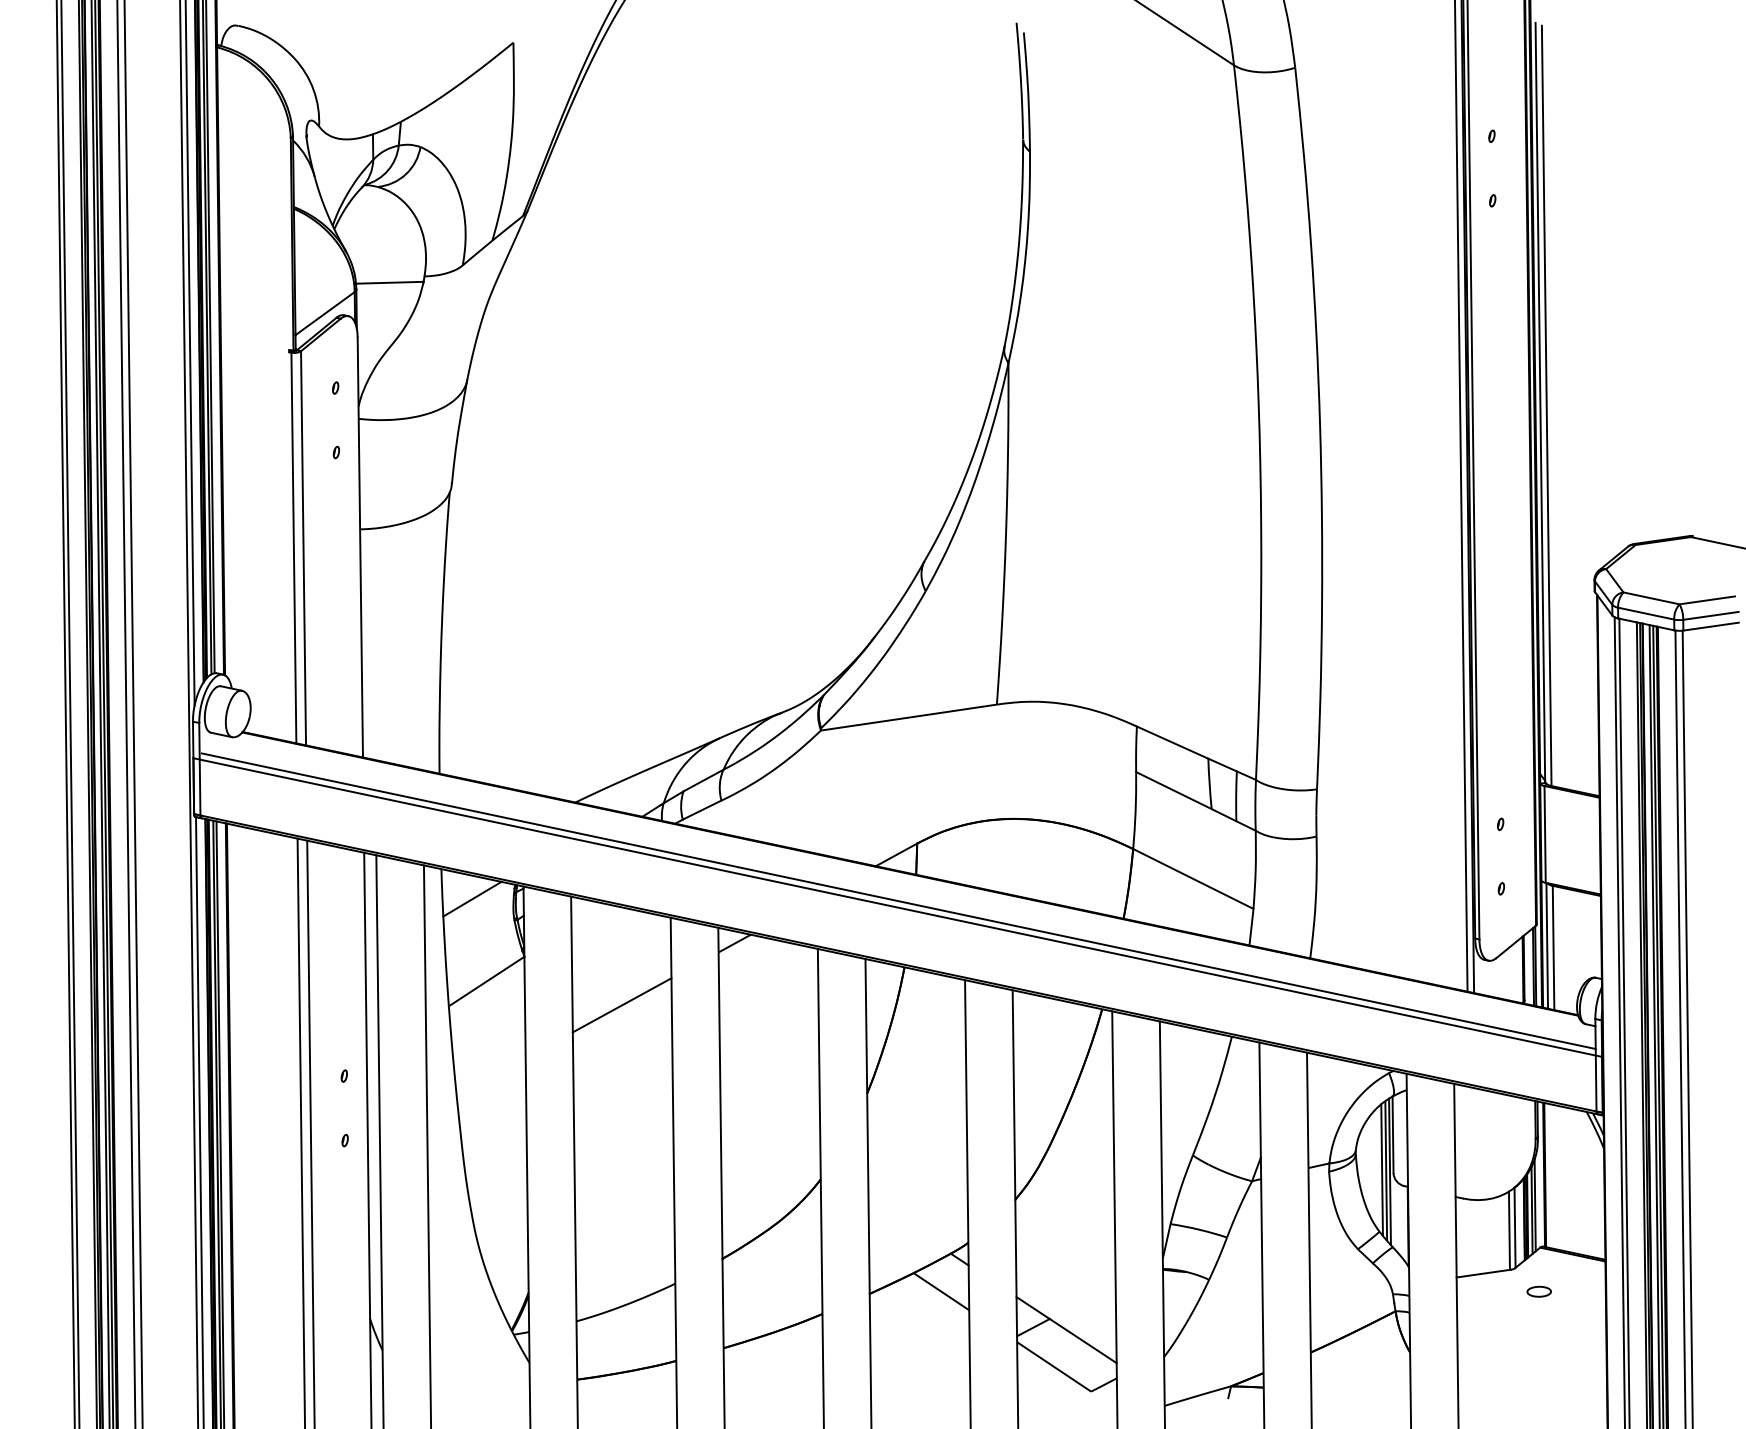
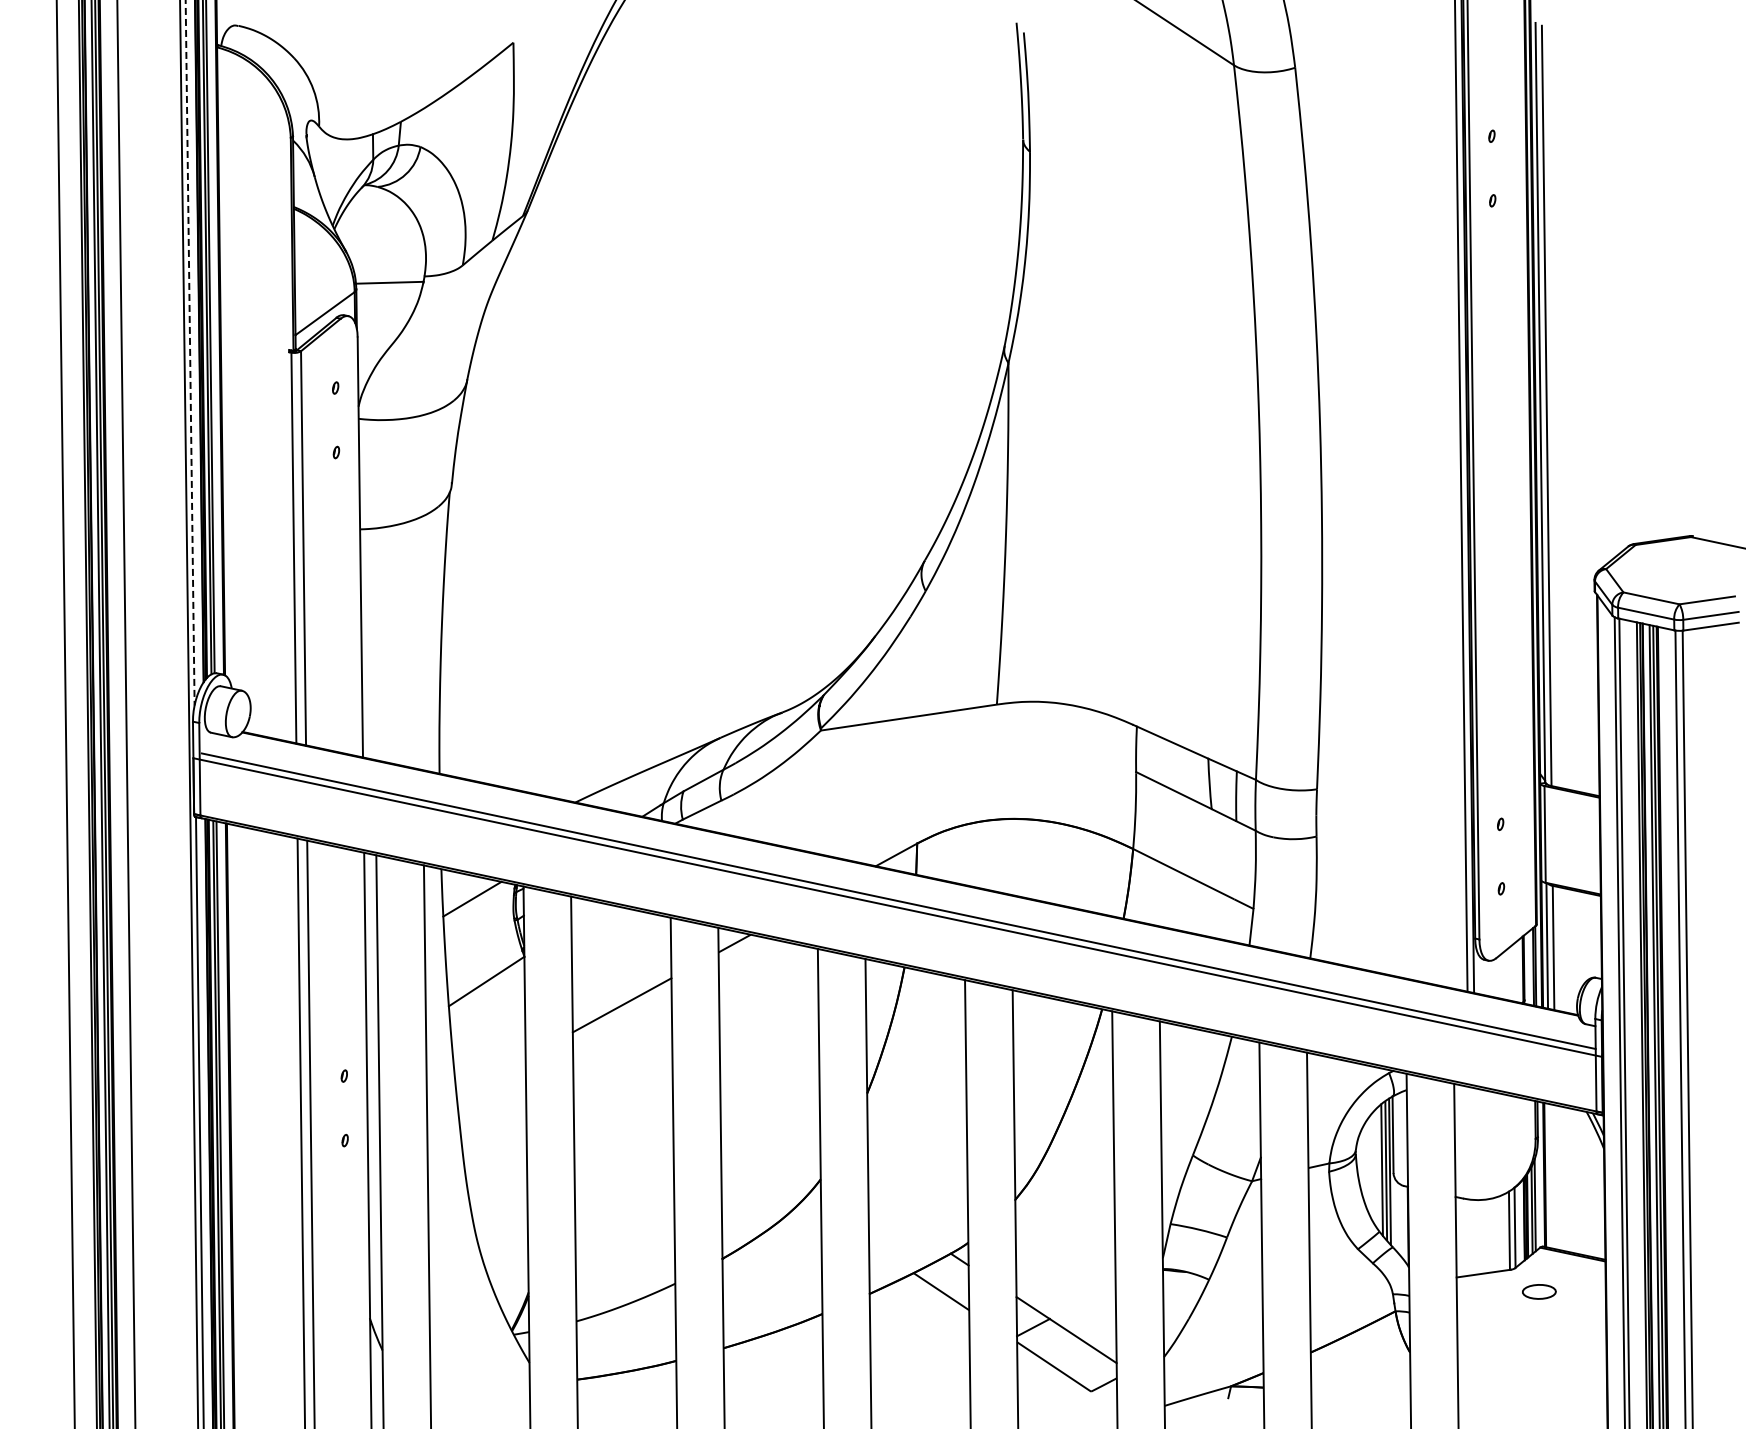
line: solid -> dashed (190, 353)
line: present -> none (70, 713)
line: present -> none (133, 713)
part size: 26x13 px -> 35x16 px (1539, 1291)
